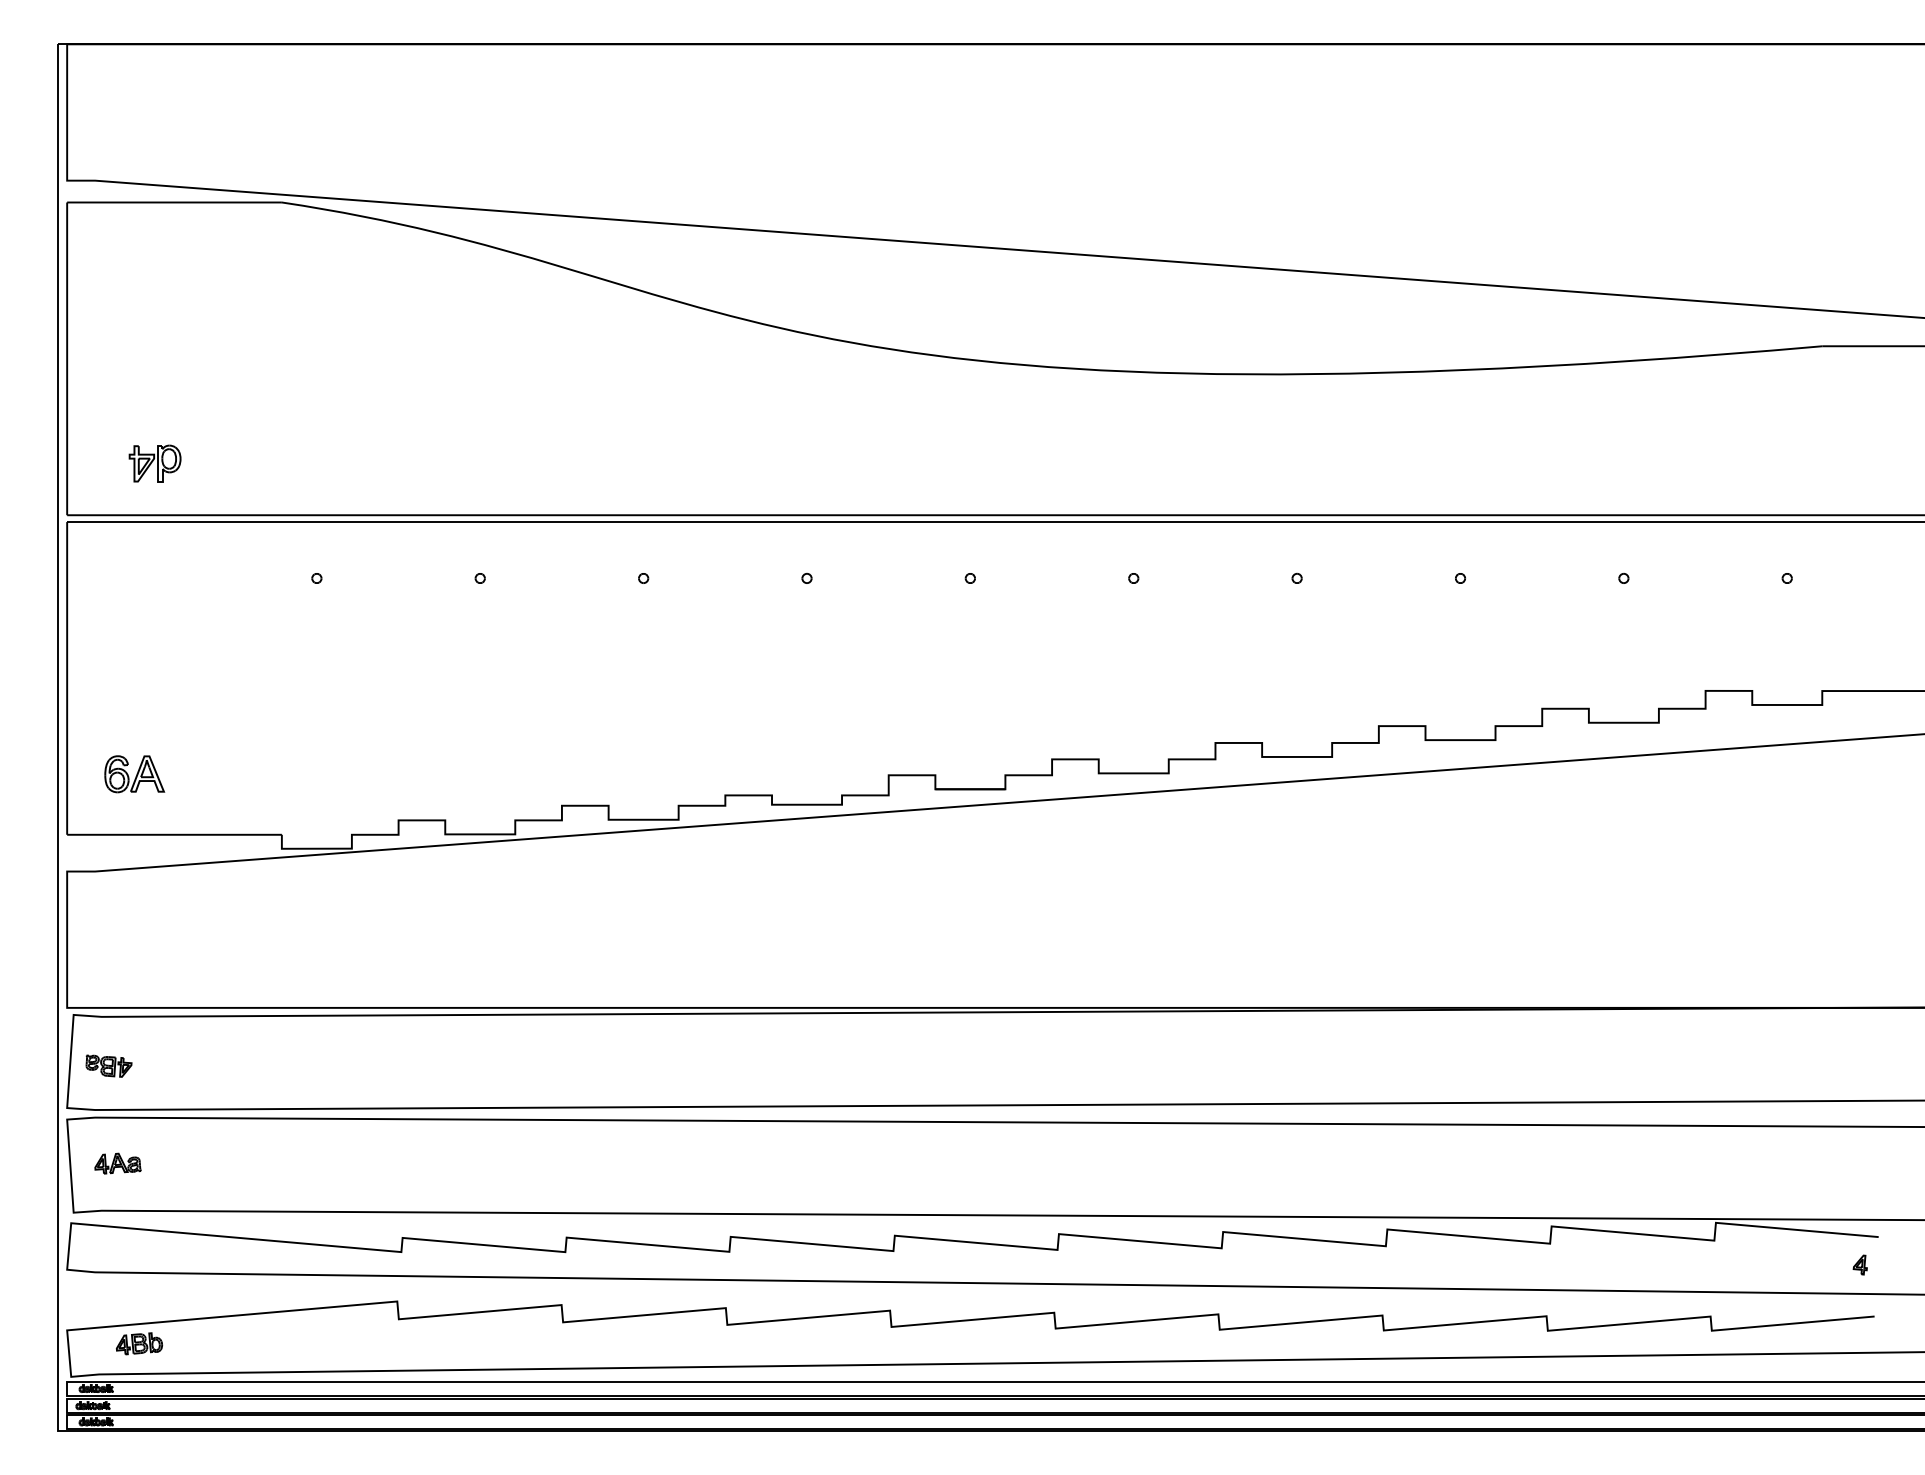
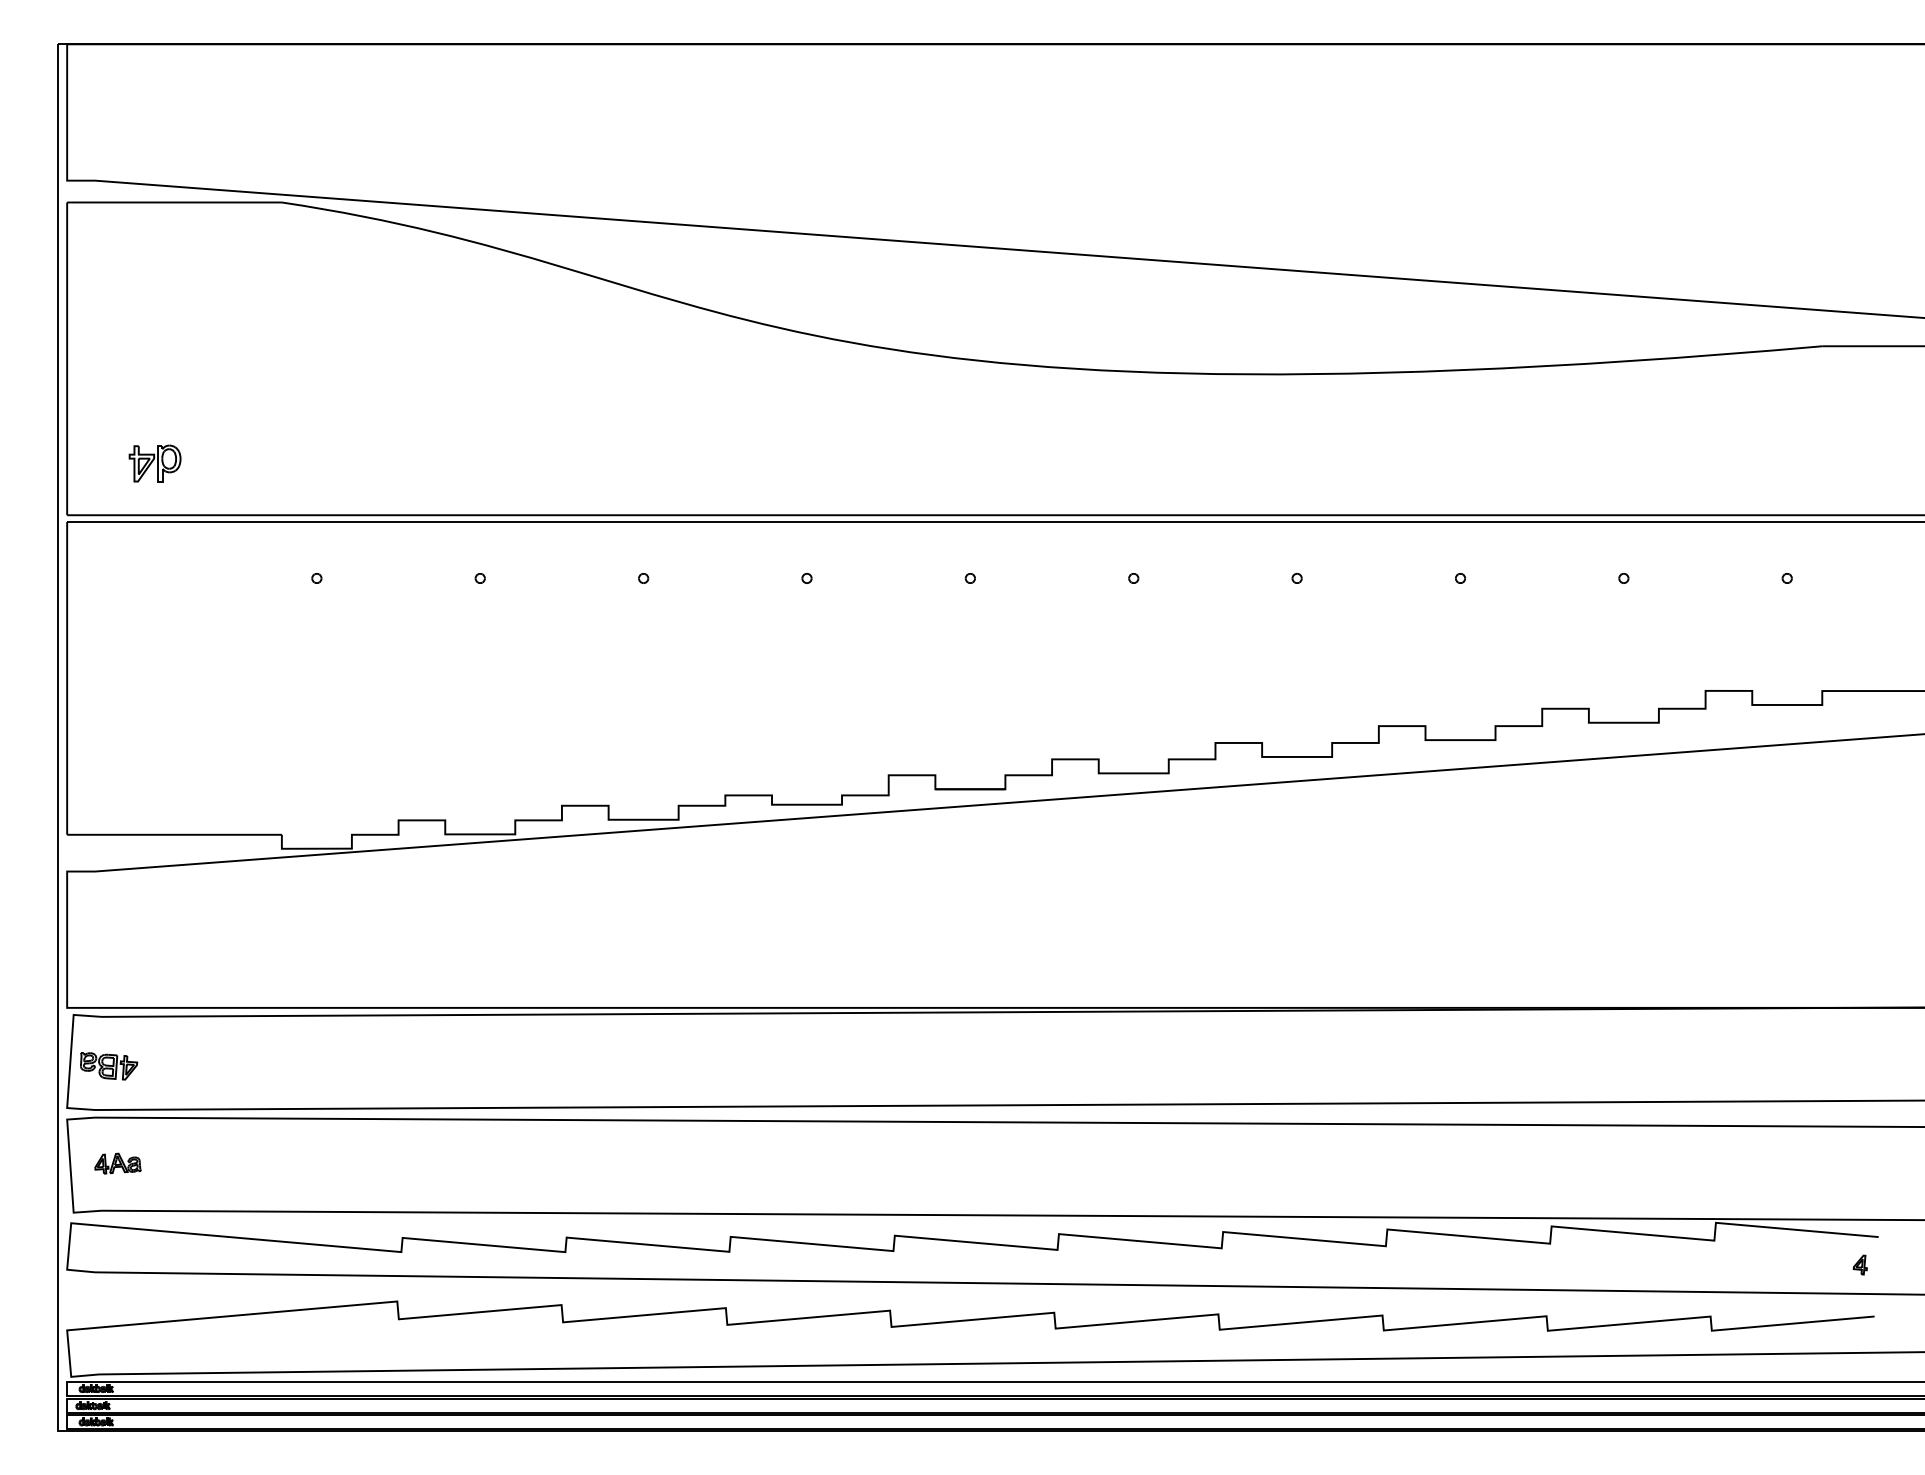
part: present -> none (134, 774)
part size: 48x24 px -> 59x29 px (109, 1066)
part: present -> none (139, 1343)
